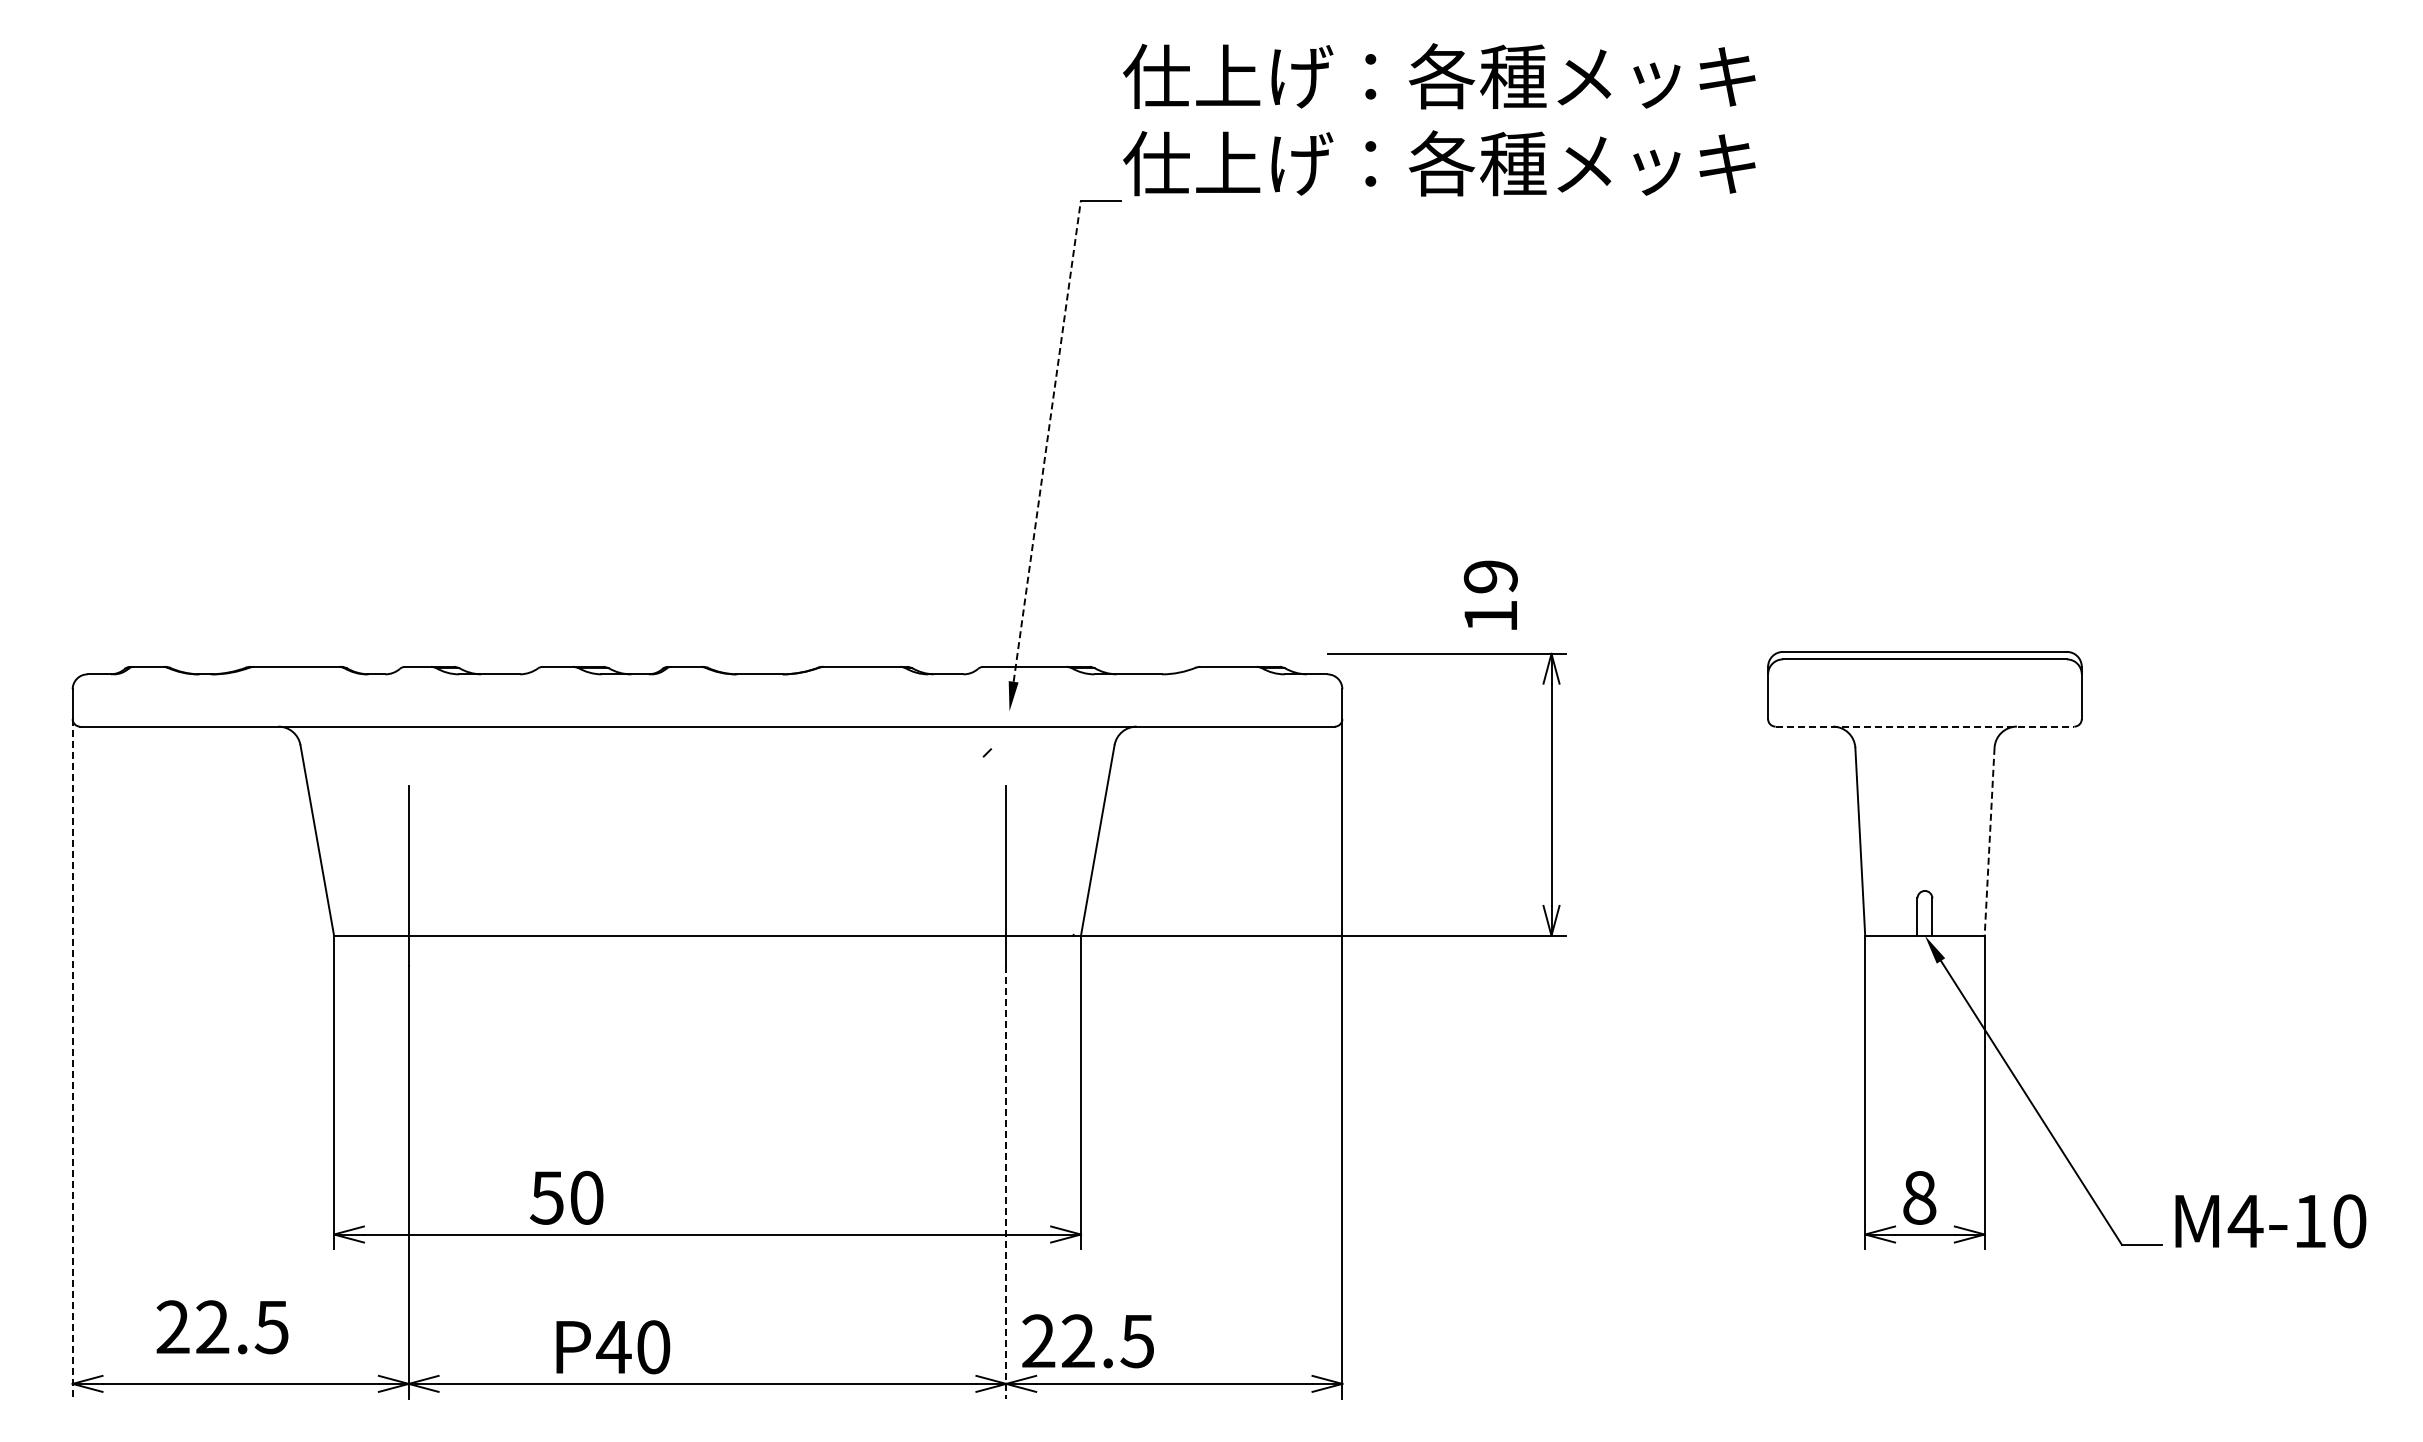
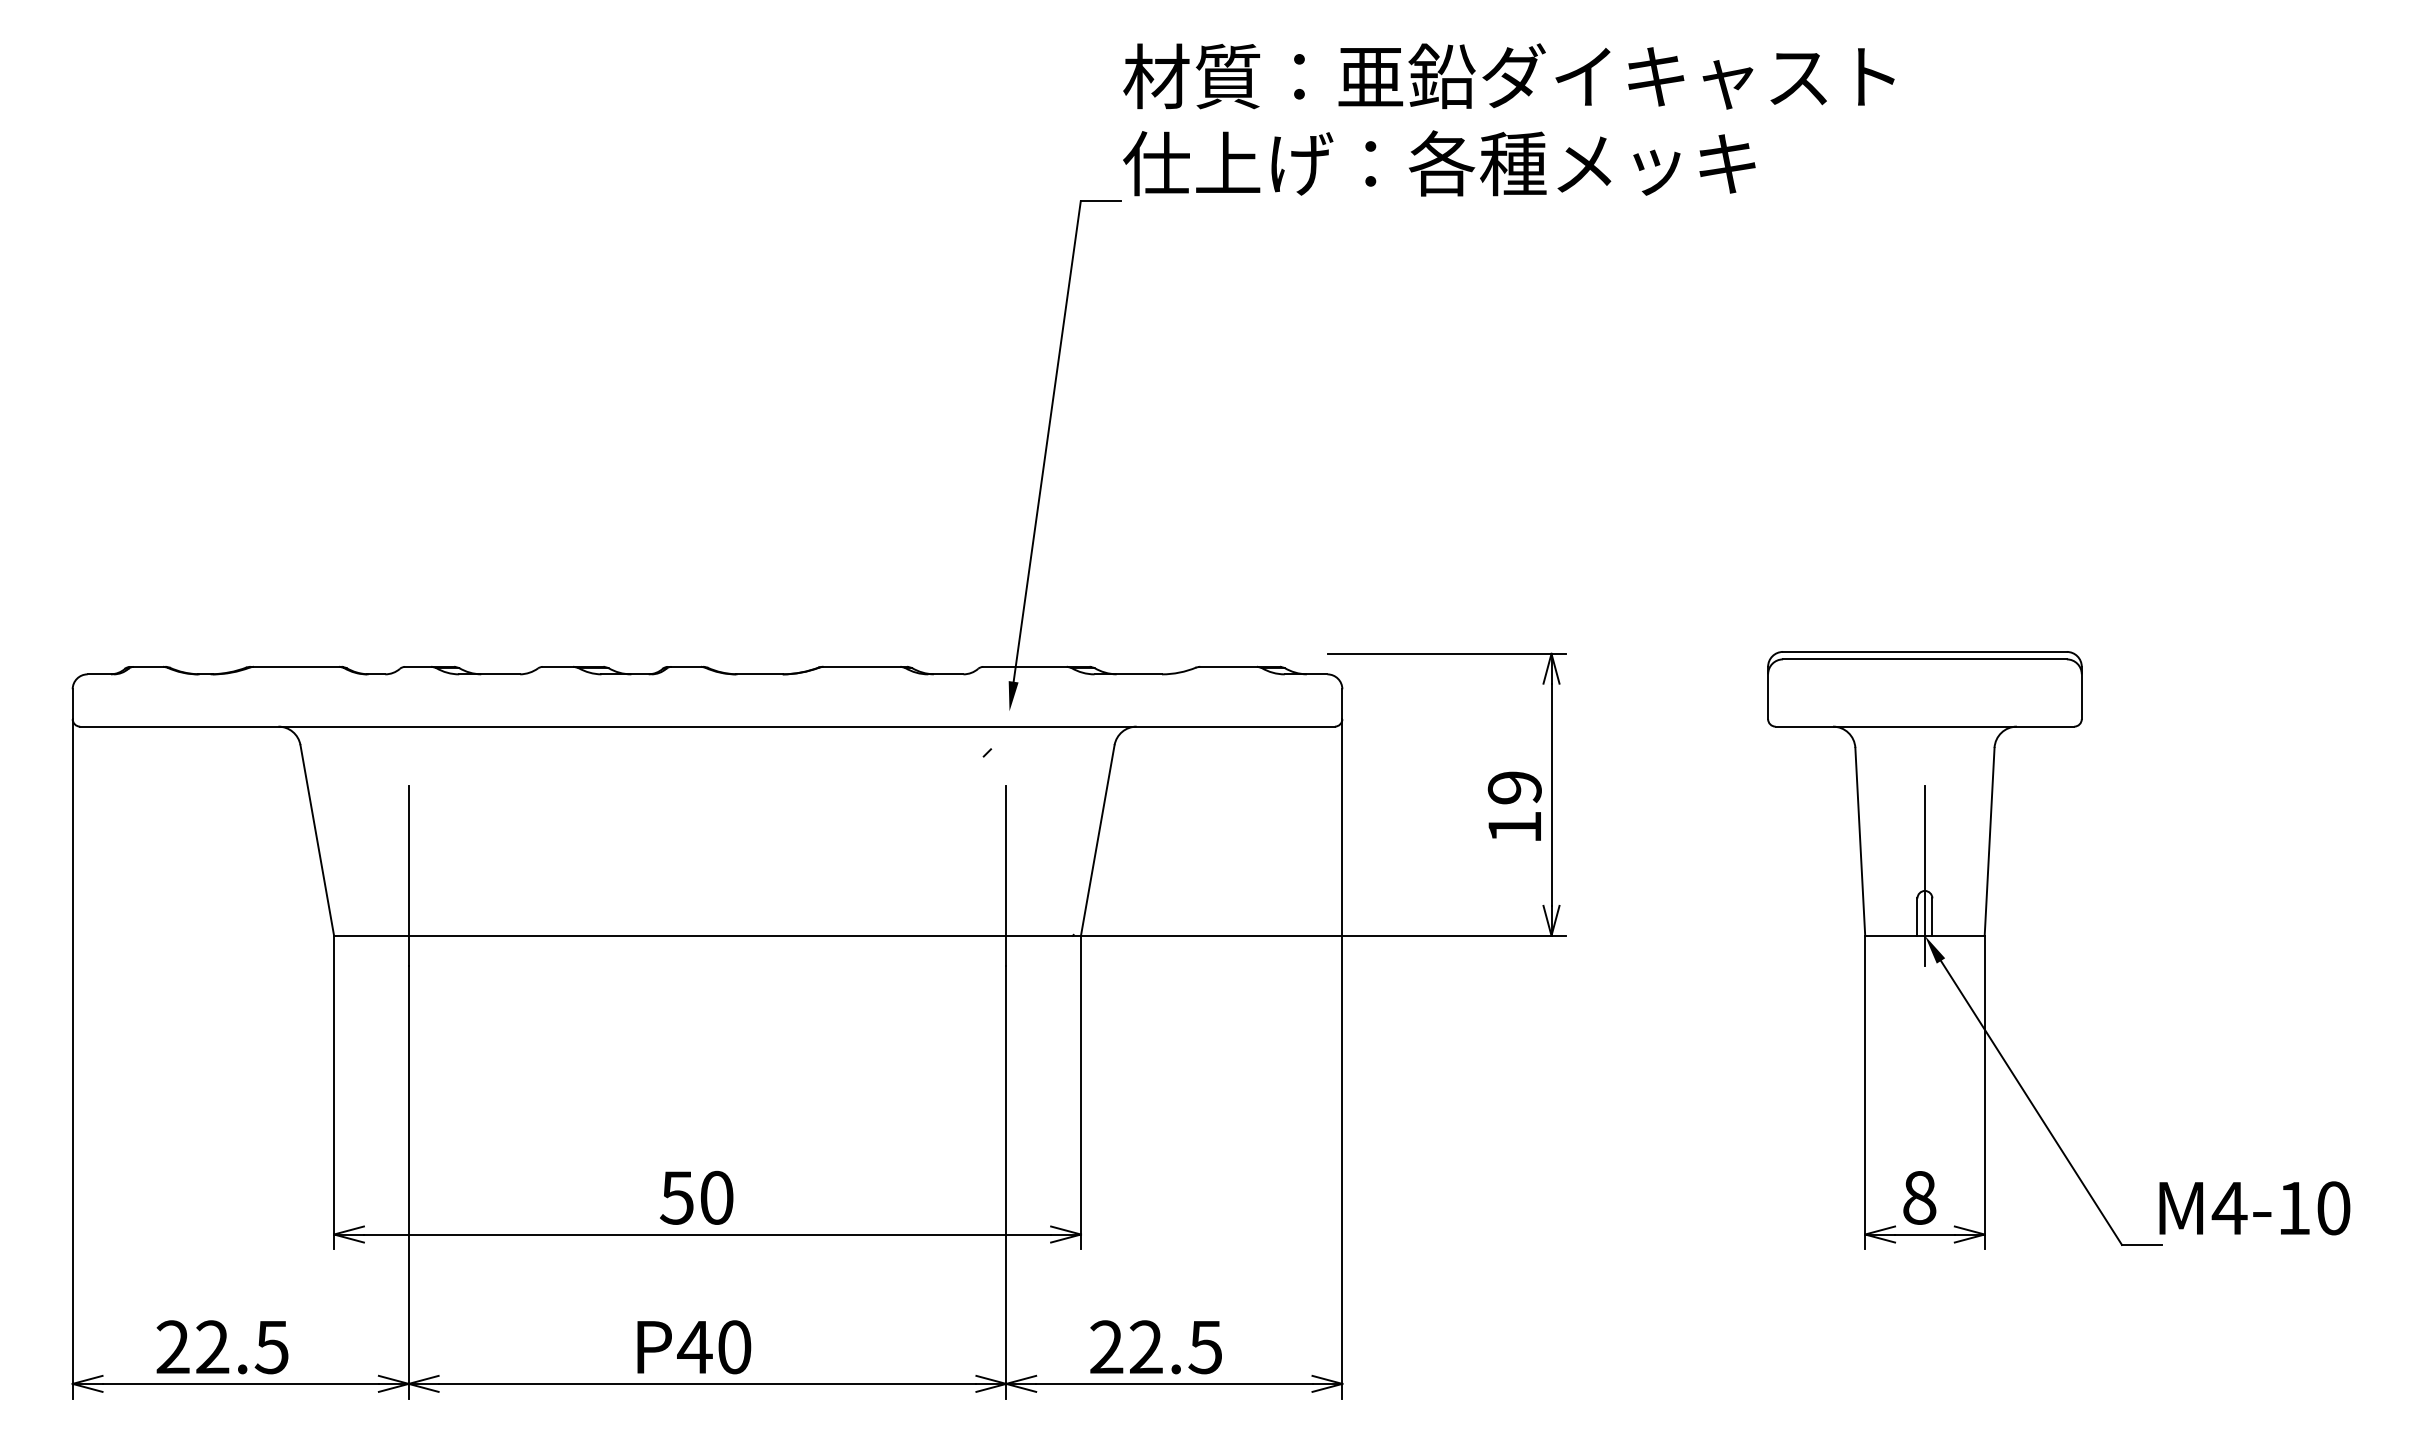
text: 仕上げ：各種メッキ -> 材質：亜鉛ダイキャスト (1508, 76)
line: dashed -> solid (1047, 441)
text position: (1490, 594) -> (1514, 805) (1514, 805)
line: dashed -> solid (1925, 726)
line: dashed -> solid (1989, 842)
line: none -> present (1924, 875)
line: dashed -> solid (72, 1059)
line: dashed -> solid (1006, 1182)
text position: (566, 1197) -> (696, 1197) (696, 1197)
text position: (2270, 1221) -> (2254, 1208) (2254, 1208)
text position: (222, 1327) -> (222, 1347) (222, 1347)
text position: (1087, 1341) -> (1155, 1347) (1155, 1347)
text position: (613, 1347) -> (694, 1347) (694, 1347)
